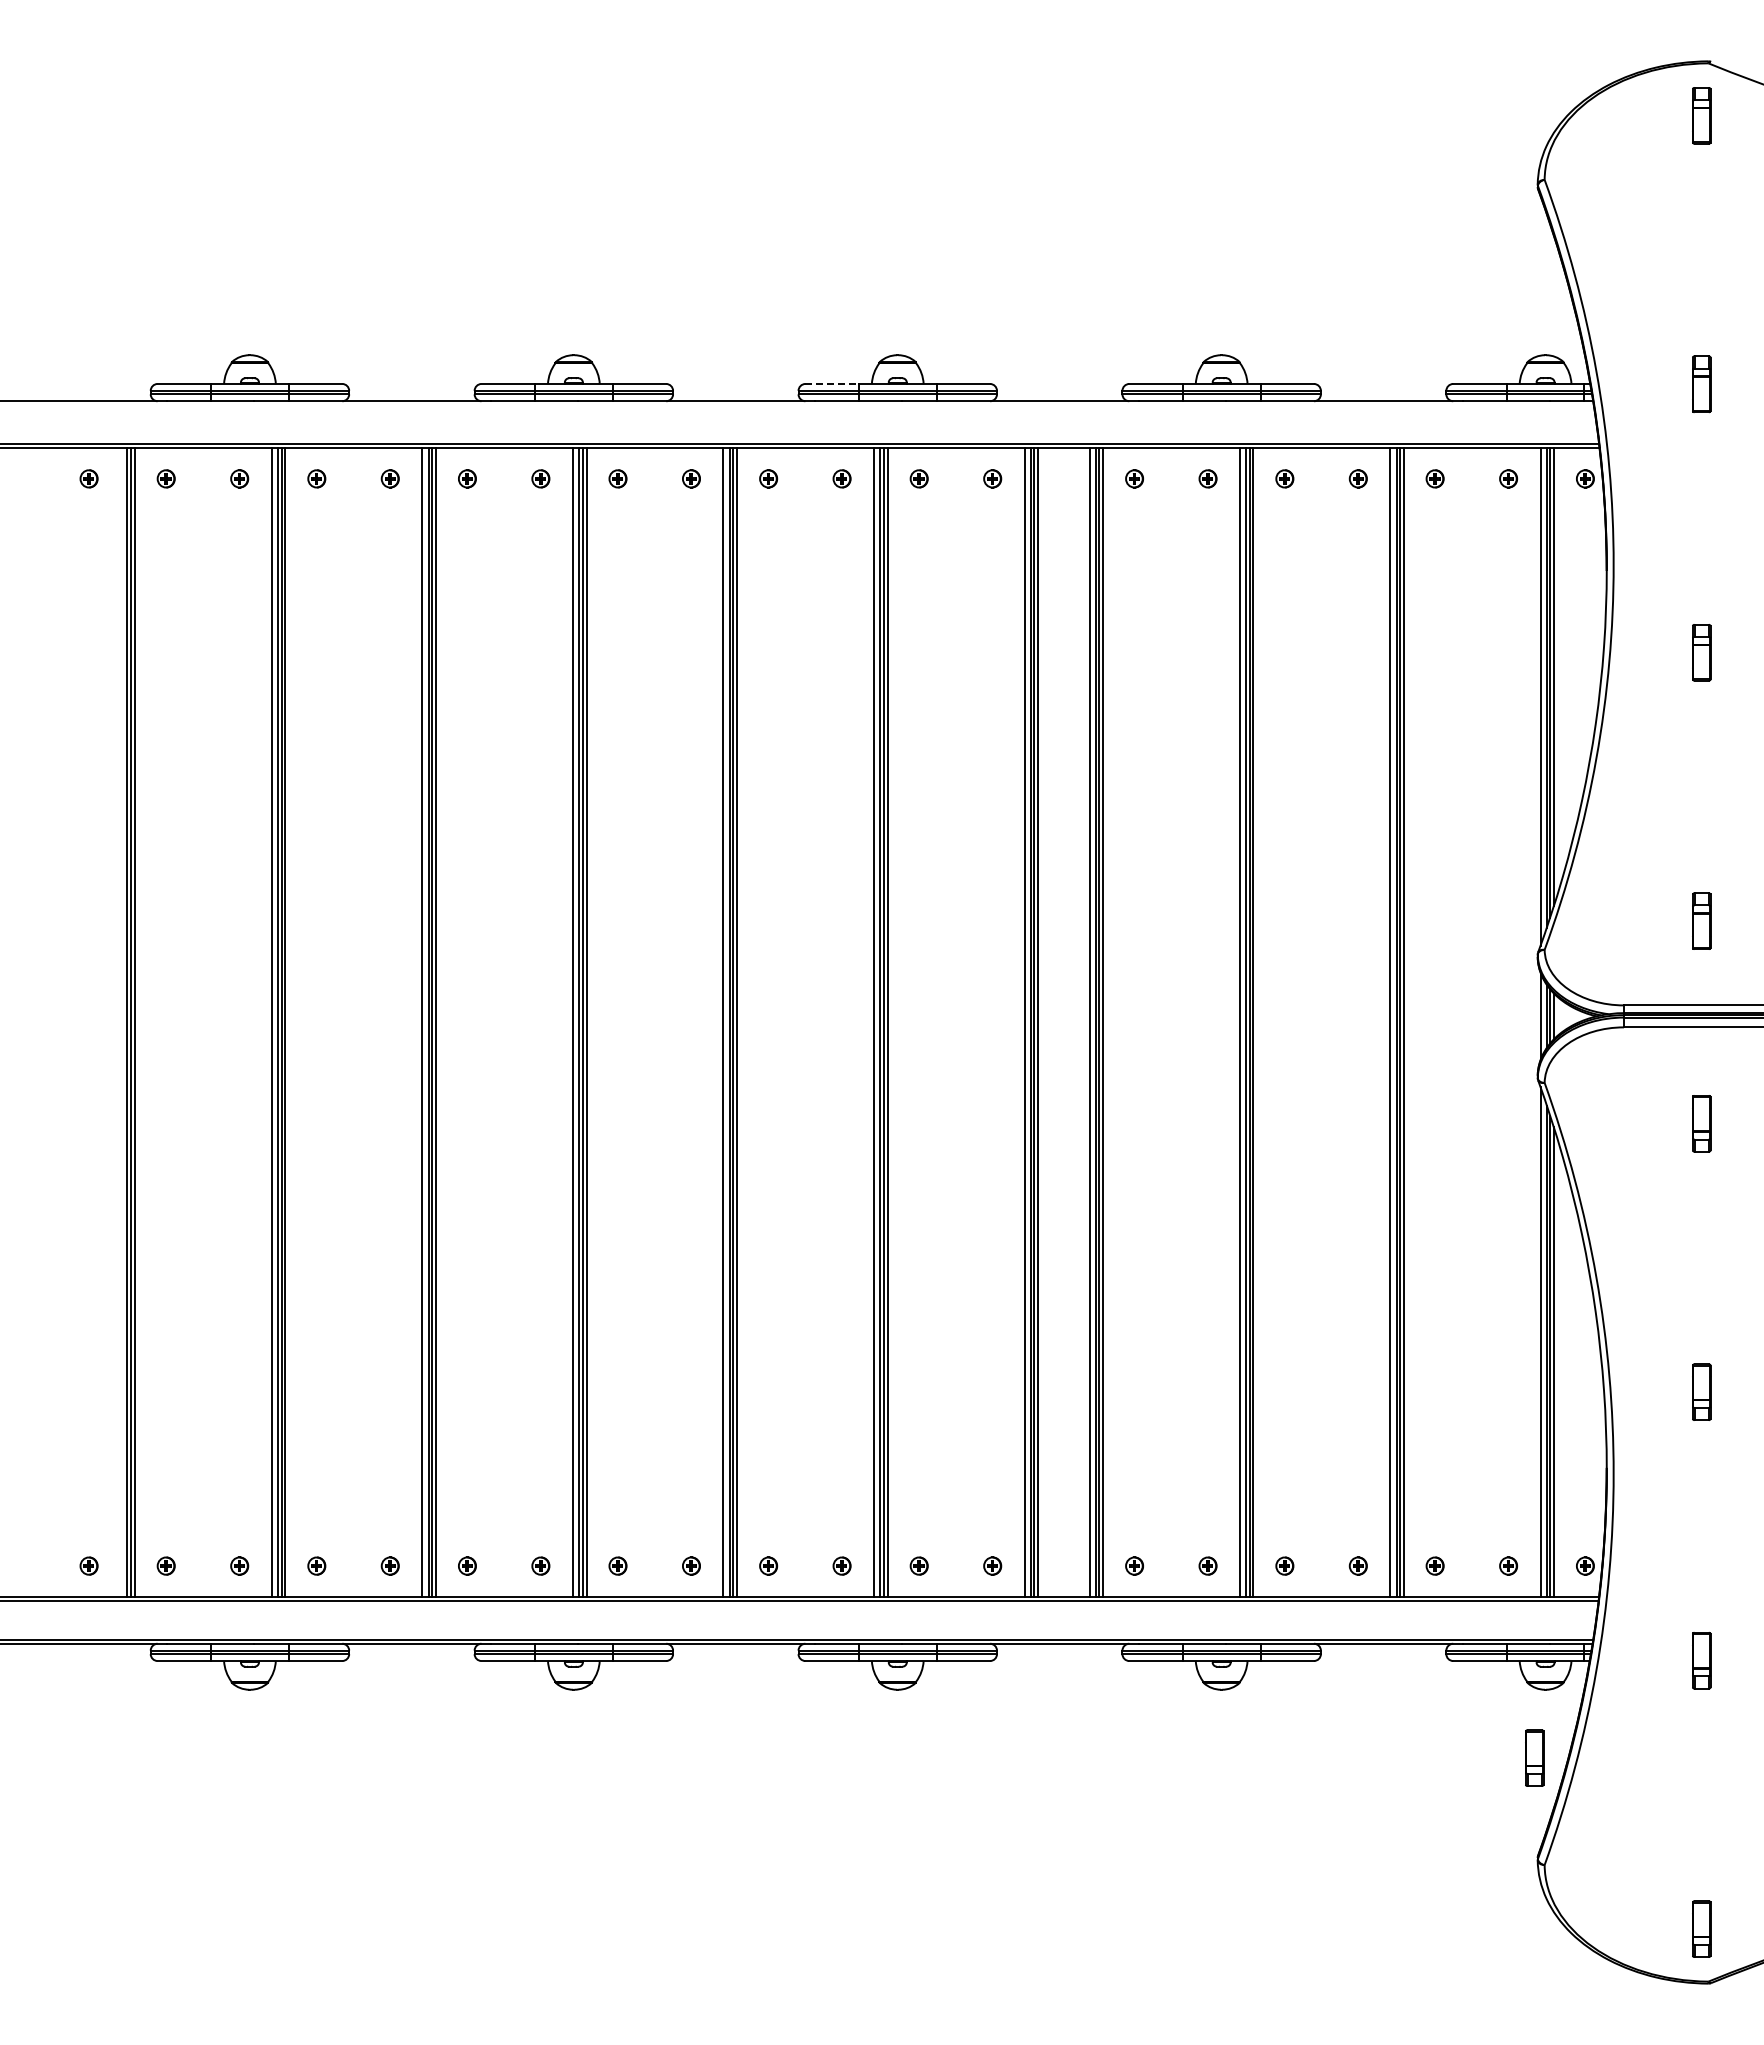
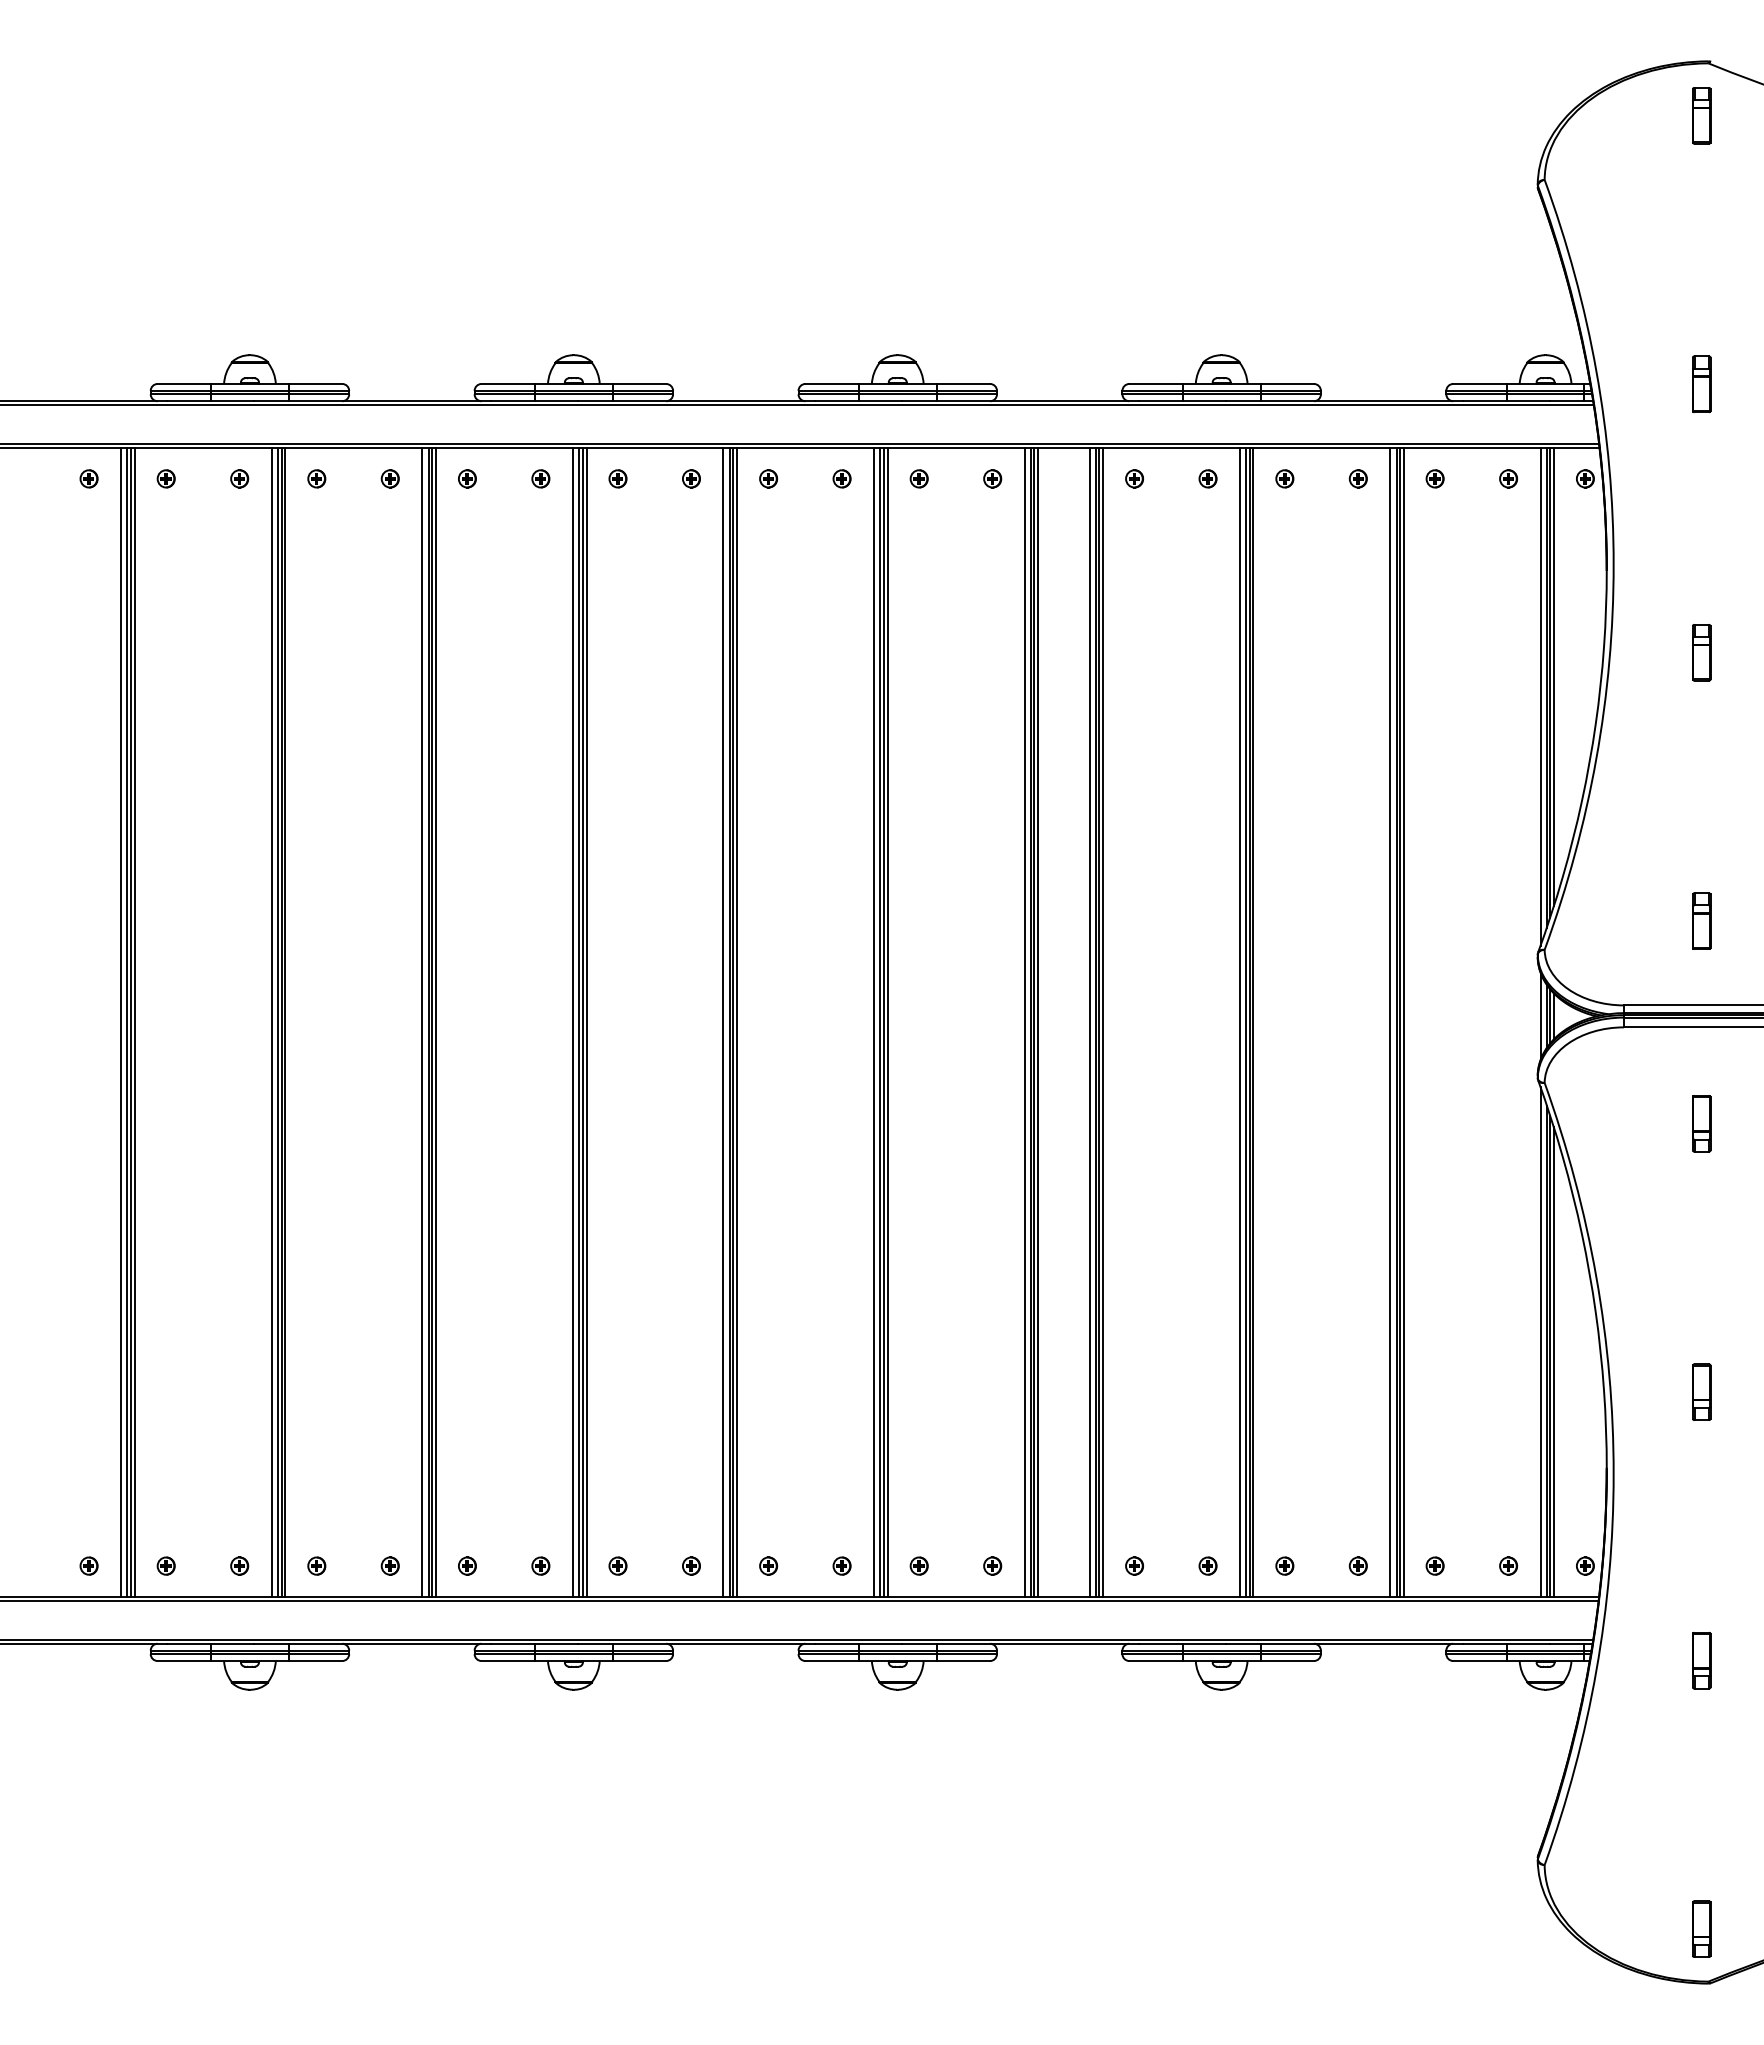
line: dashed -> solid (832, 383)
line: none -> present (797, 404)
line: none -> present (121, 1022)
part: present -> none (1534, 1757)
